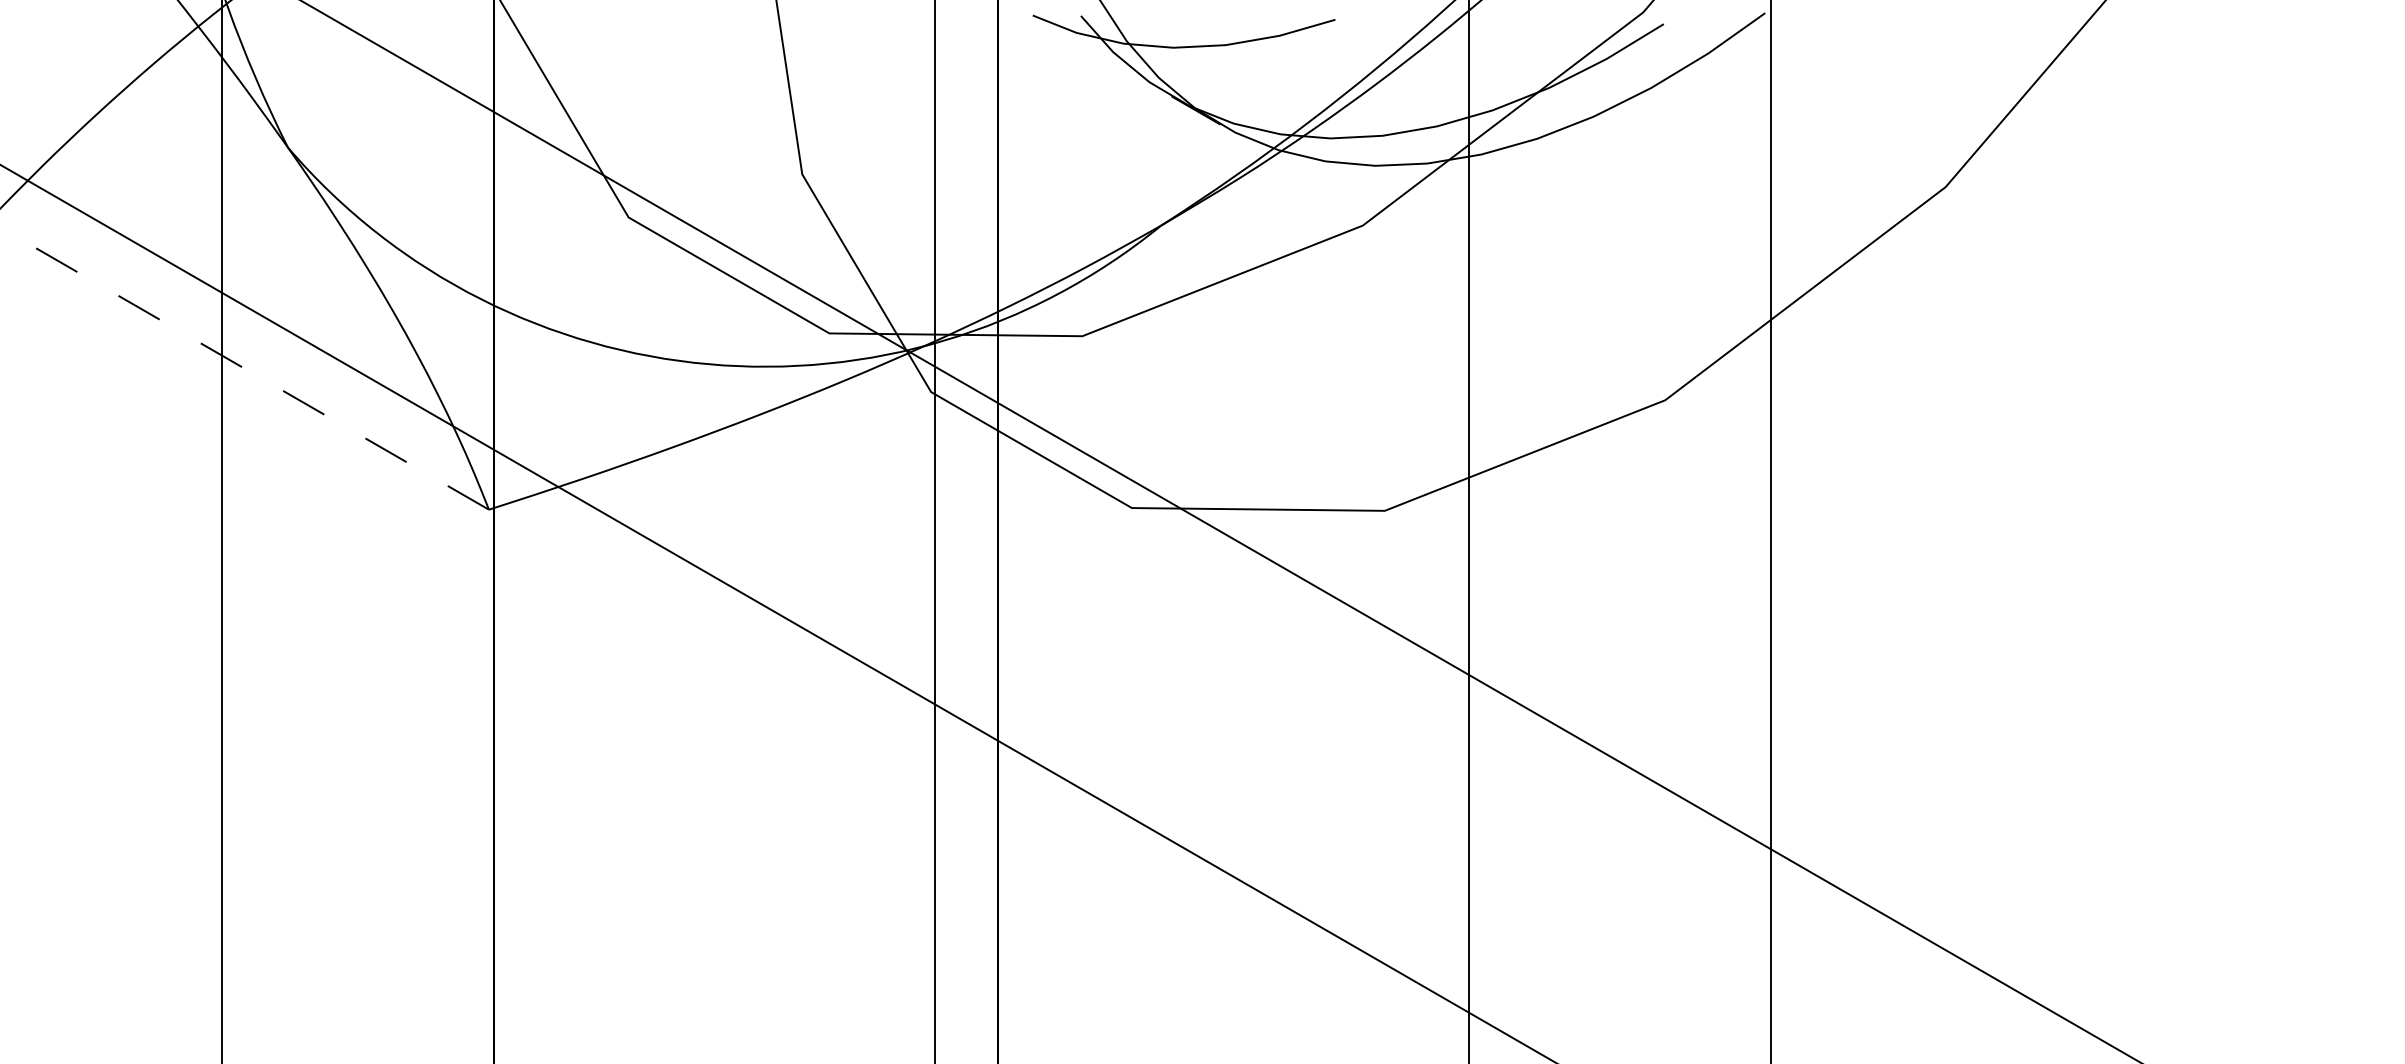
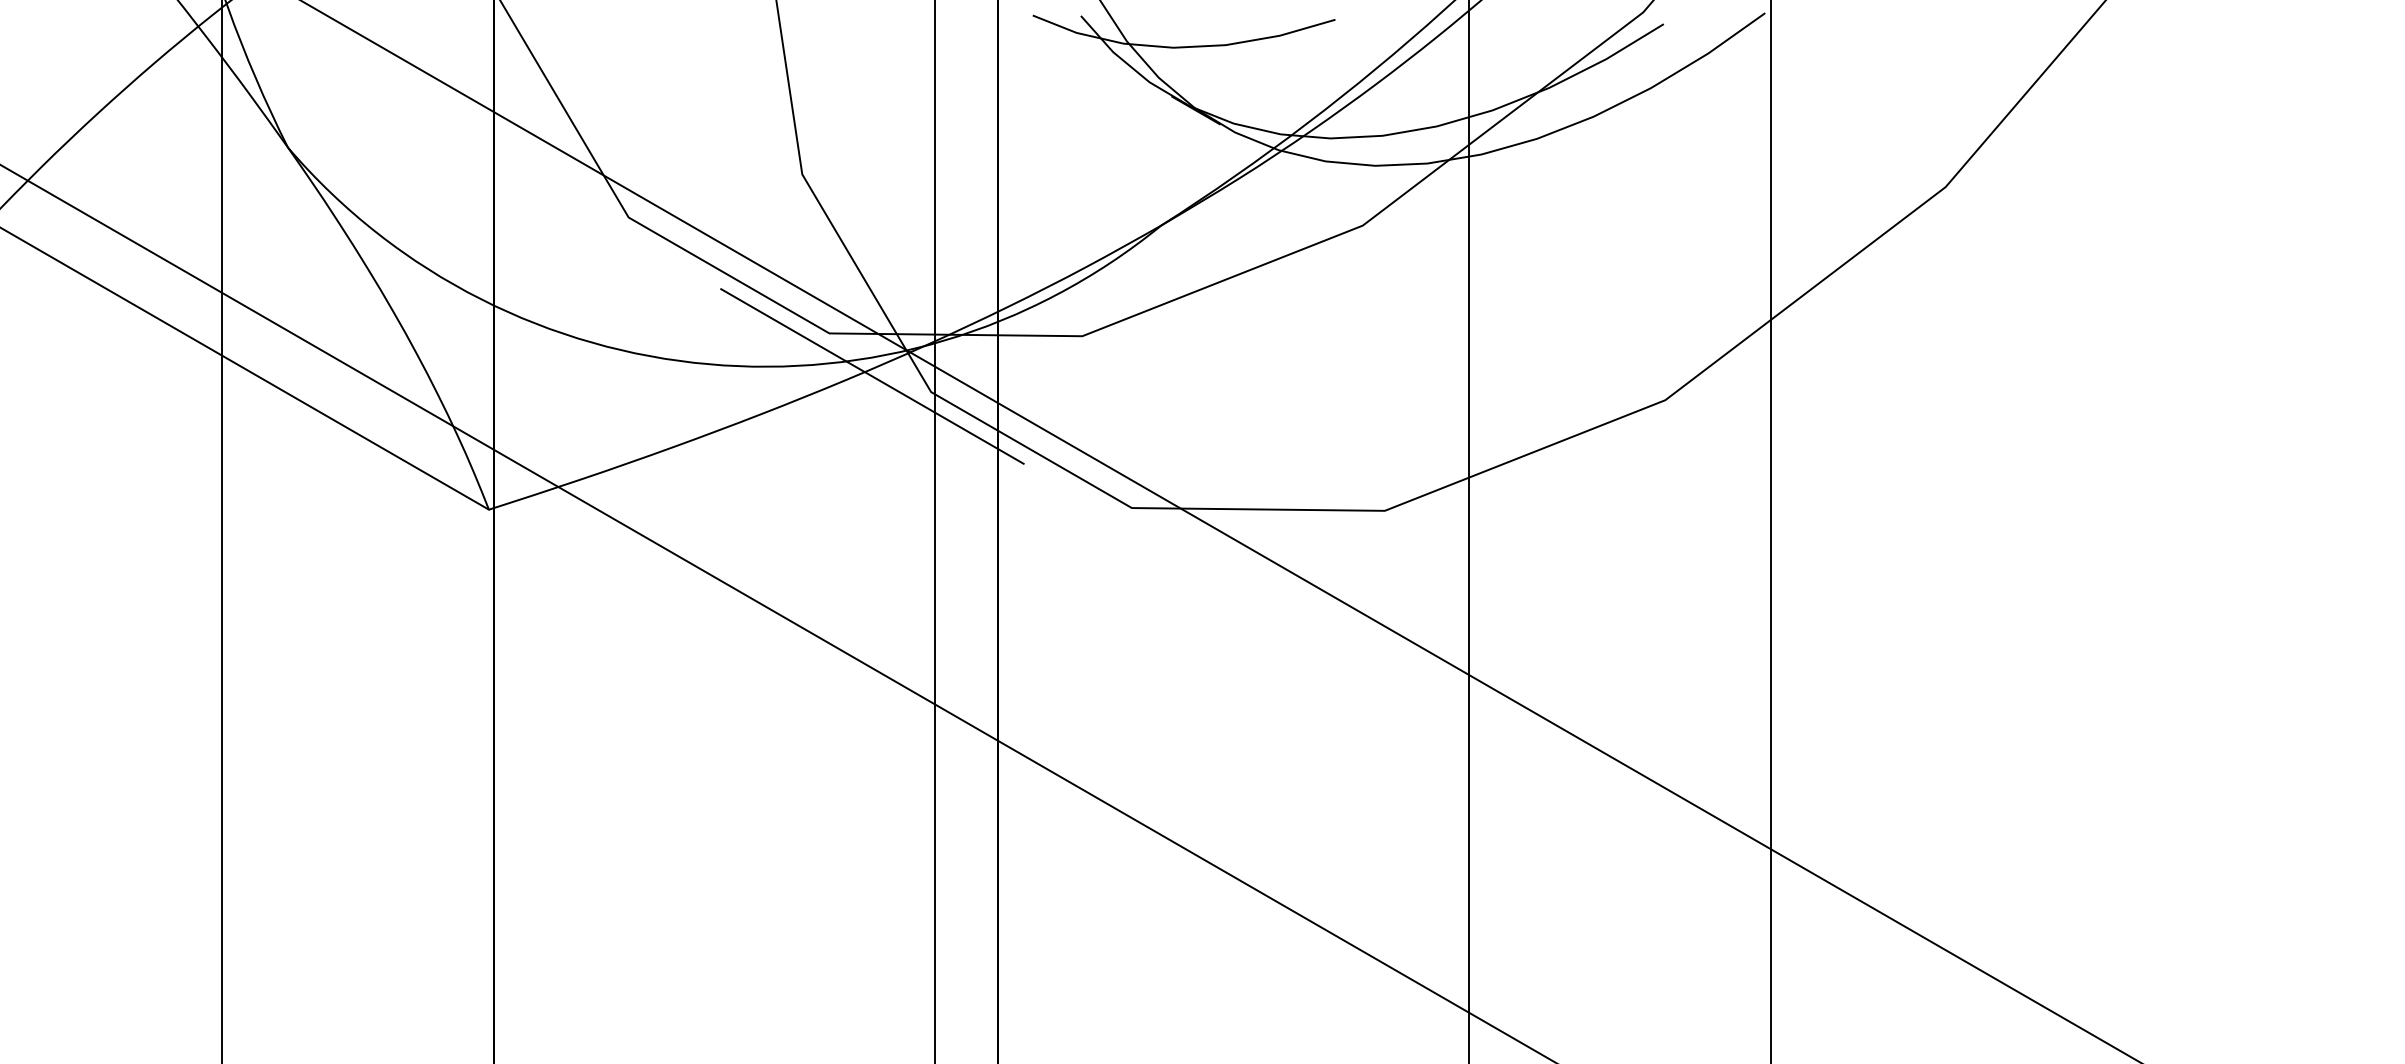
line: dashed -> solid (244, 368)
line: none -> present (872, 376)
